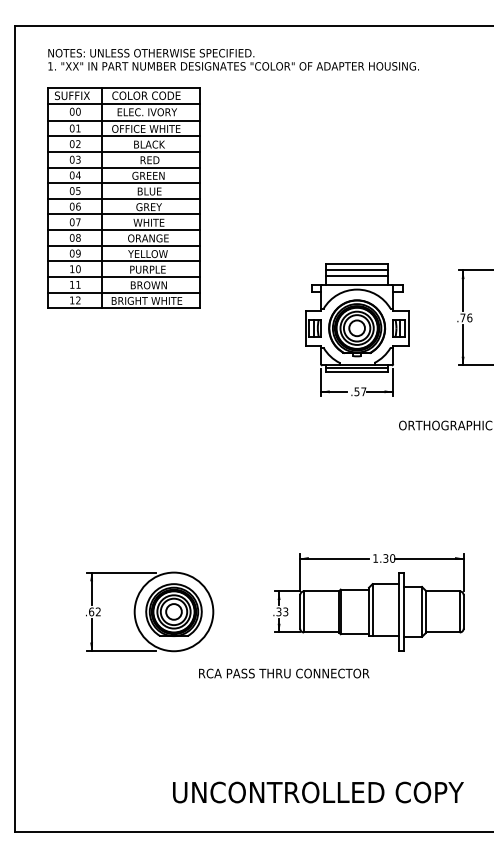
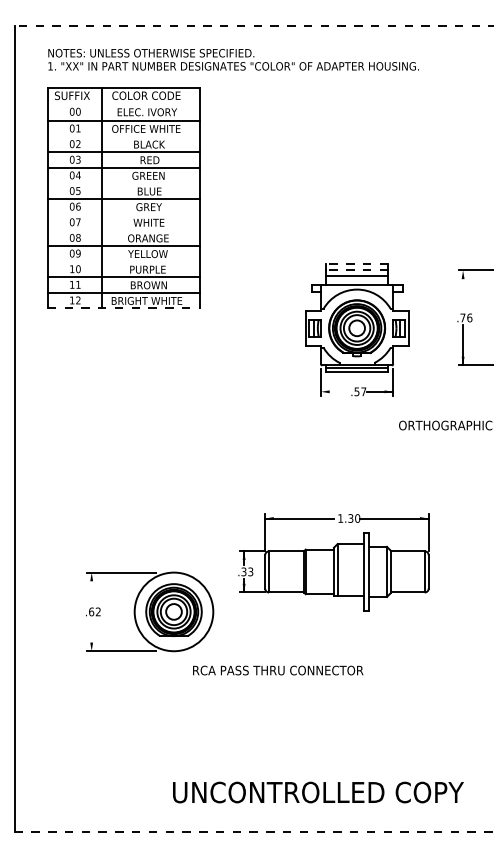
line: solid -> dashed (253, 25)
line: present -> none (123, 103)
line: present -> none (123, 136)
line: present -> none (123, 183)
line: present -> none (123, 214)
line: present -> none (123, 230)
line: present -> none (123, 261)
line: solid -> dashed (356, 263)
line: solid -> dashed (356, 270)
line: present -> none (463, 290)
line: solid -> dashed (123, 308)
line: present -> none (334, 391)
line: present -> none (91, 588)
part position: (368, 602) -> (333, 562) (333, 562)
line: present -> none (91, 635)
text position: (284, 673) -> (278, 670) (278, 670)
line: solid -> dashed (254, 832)
